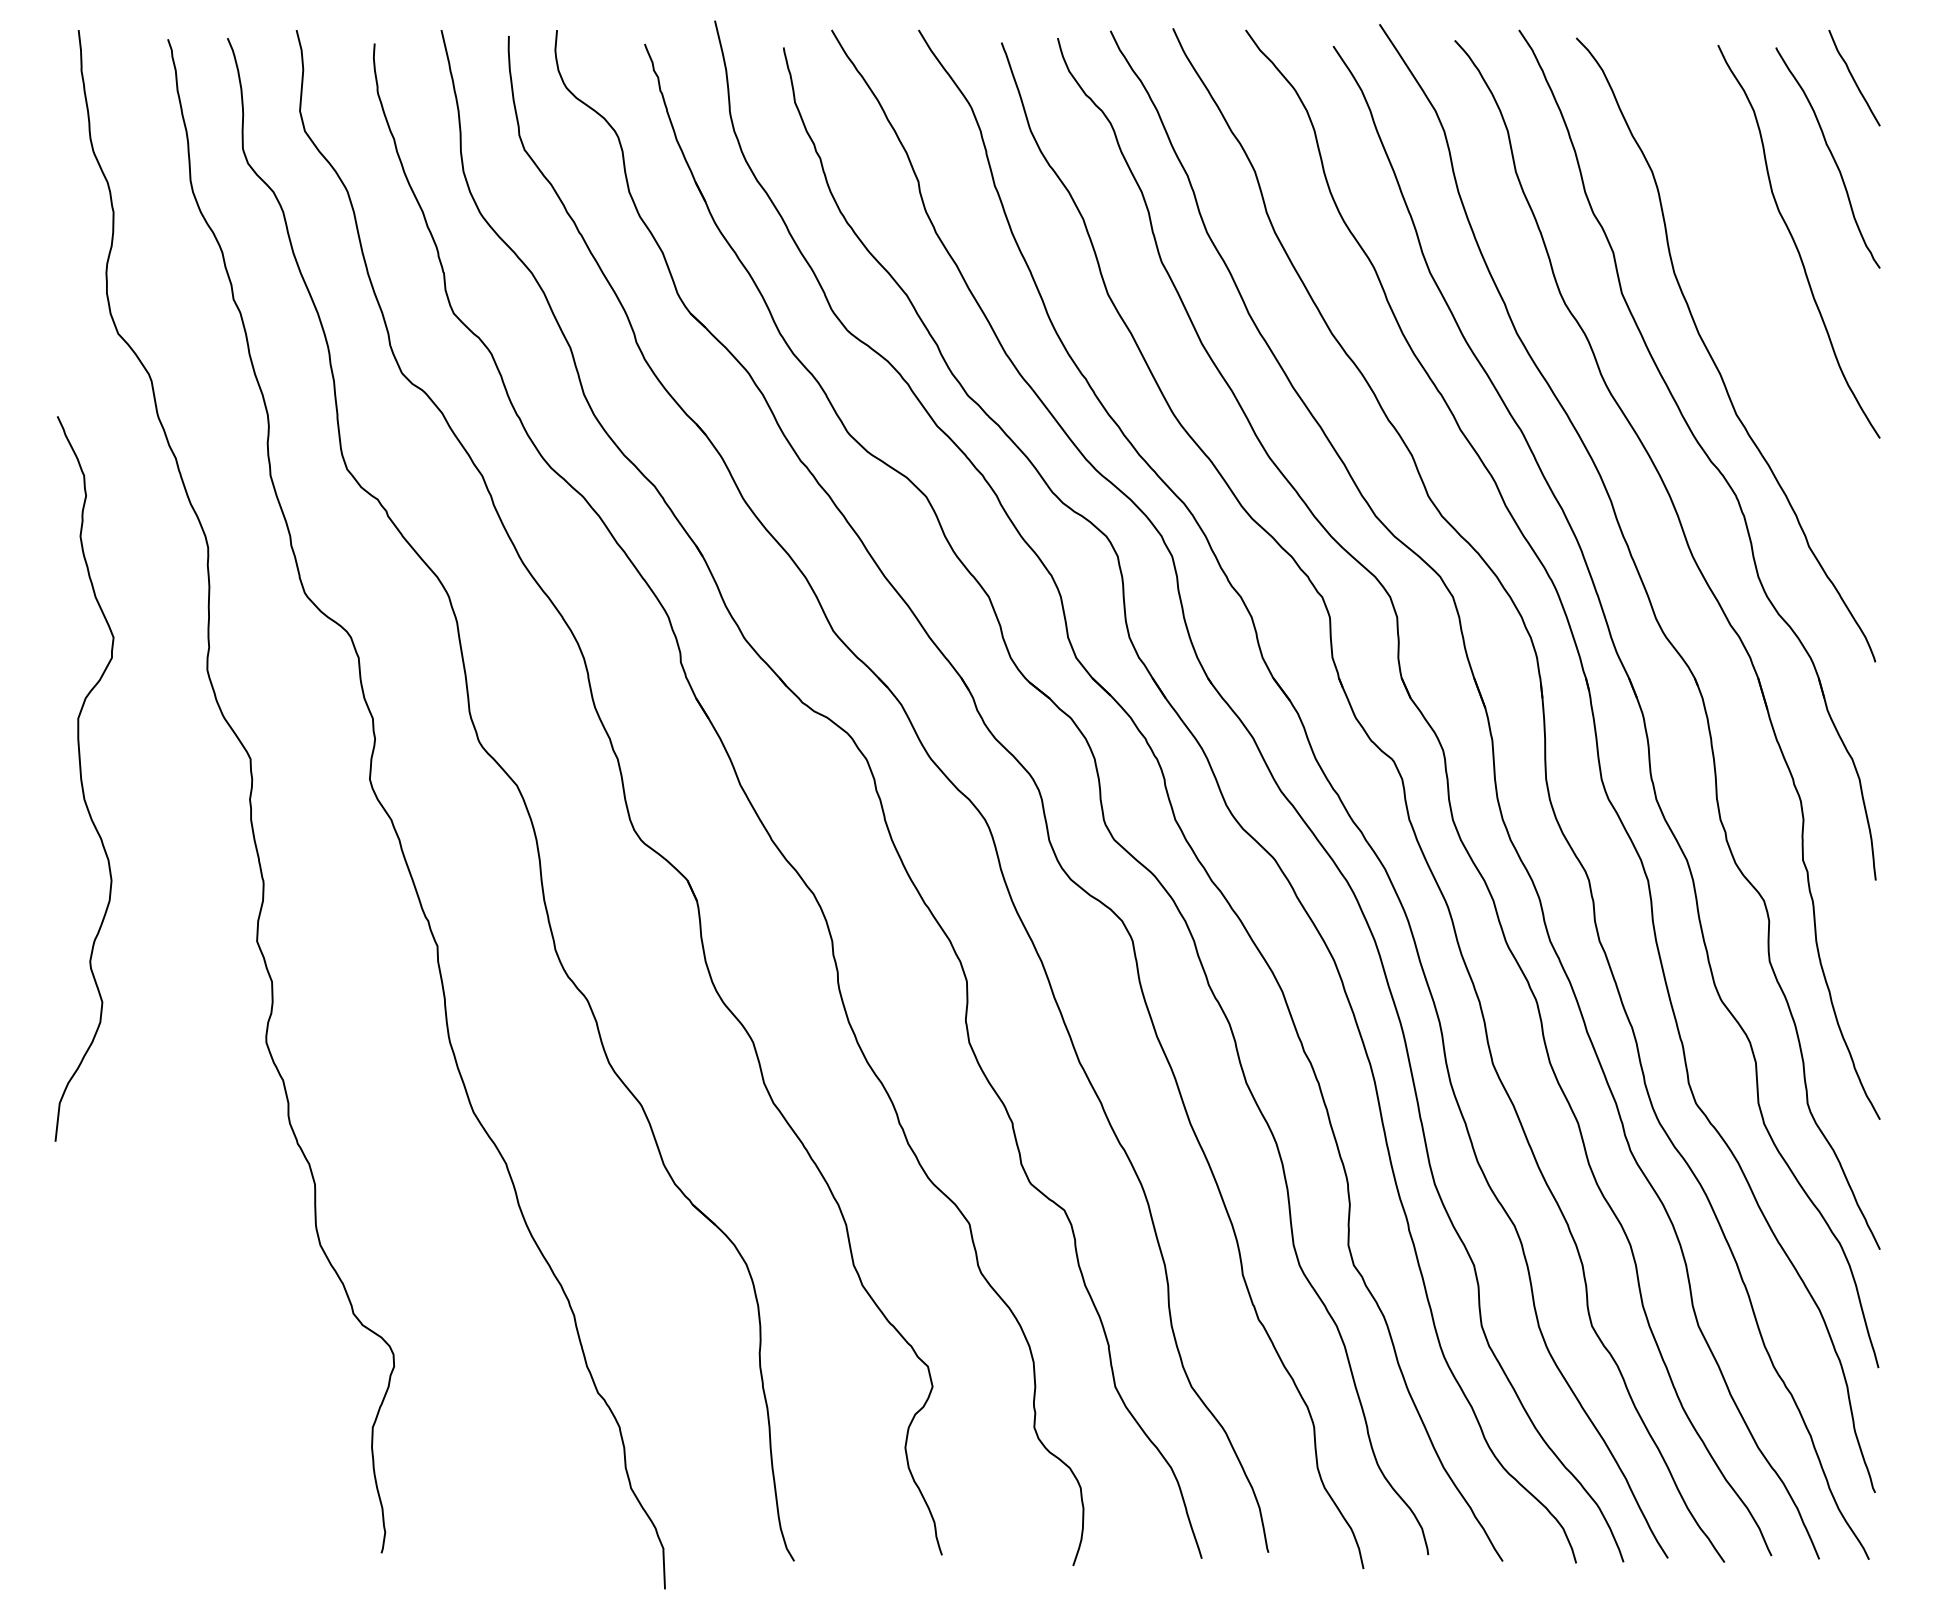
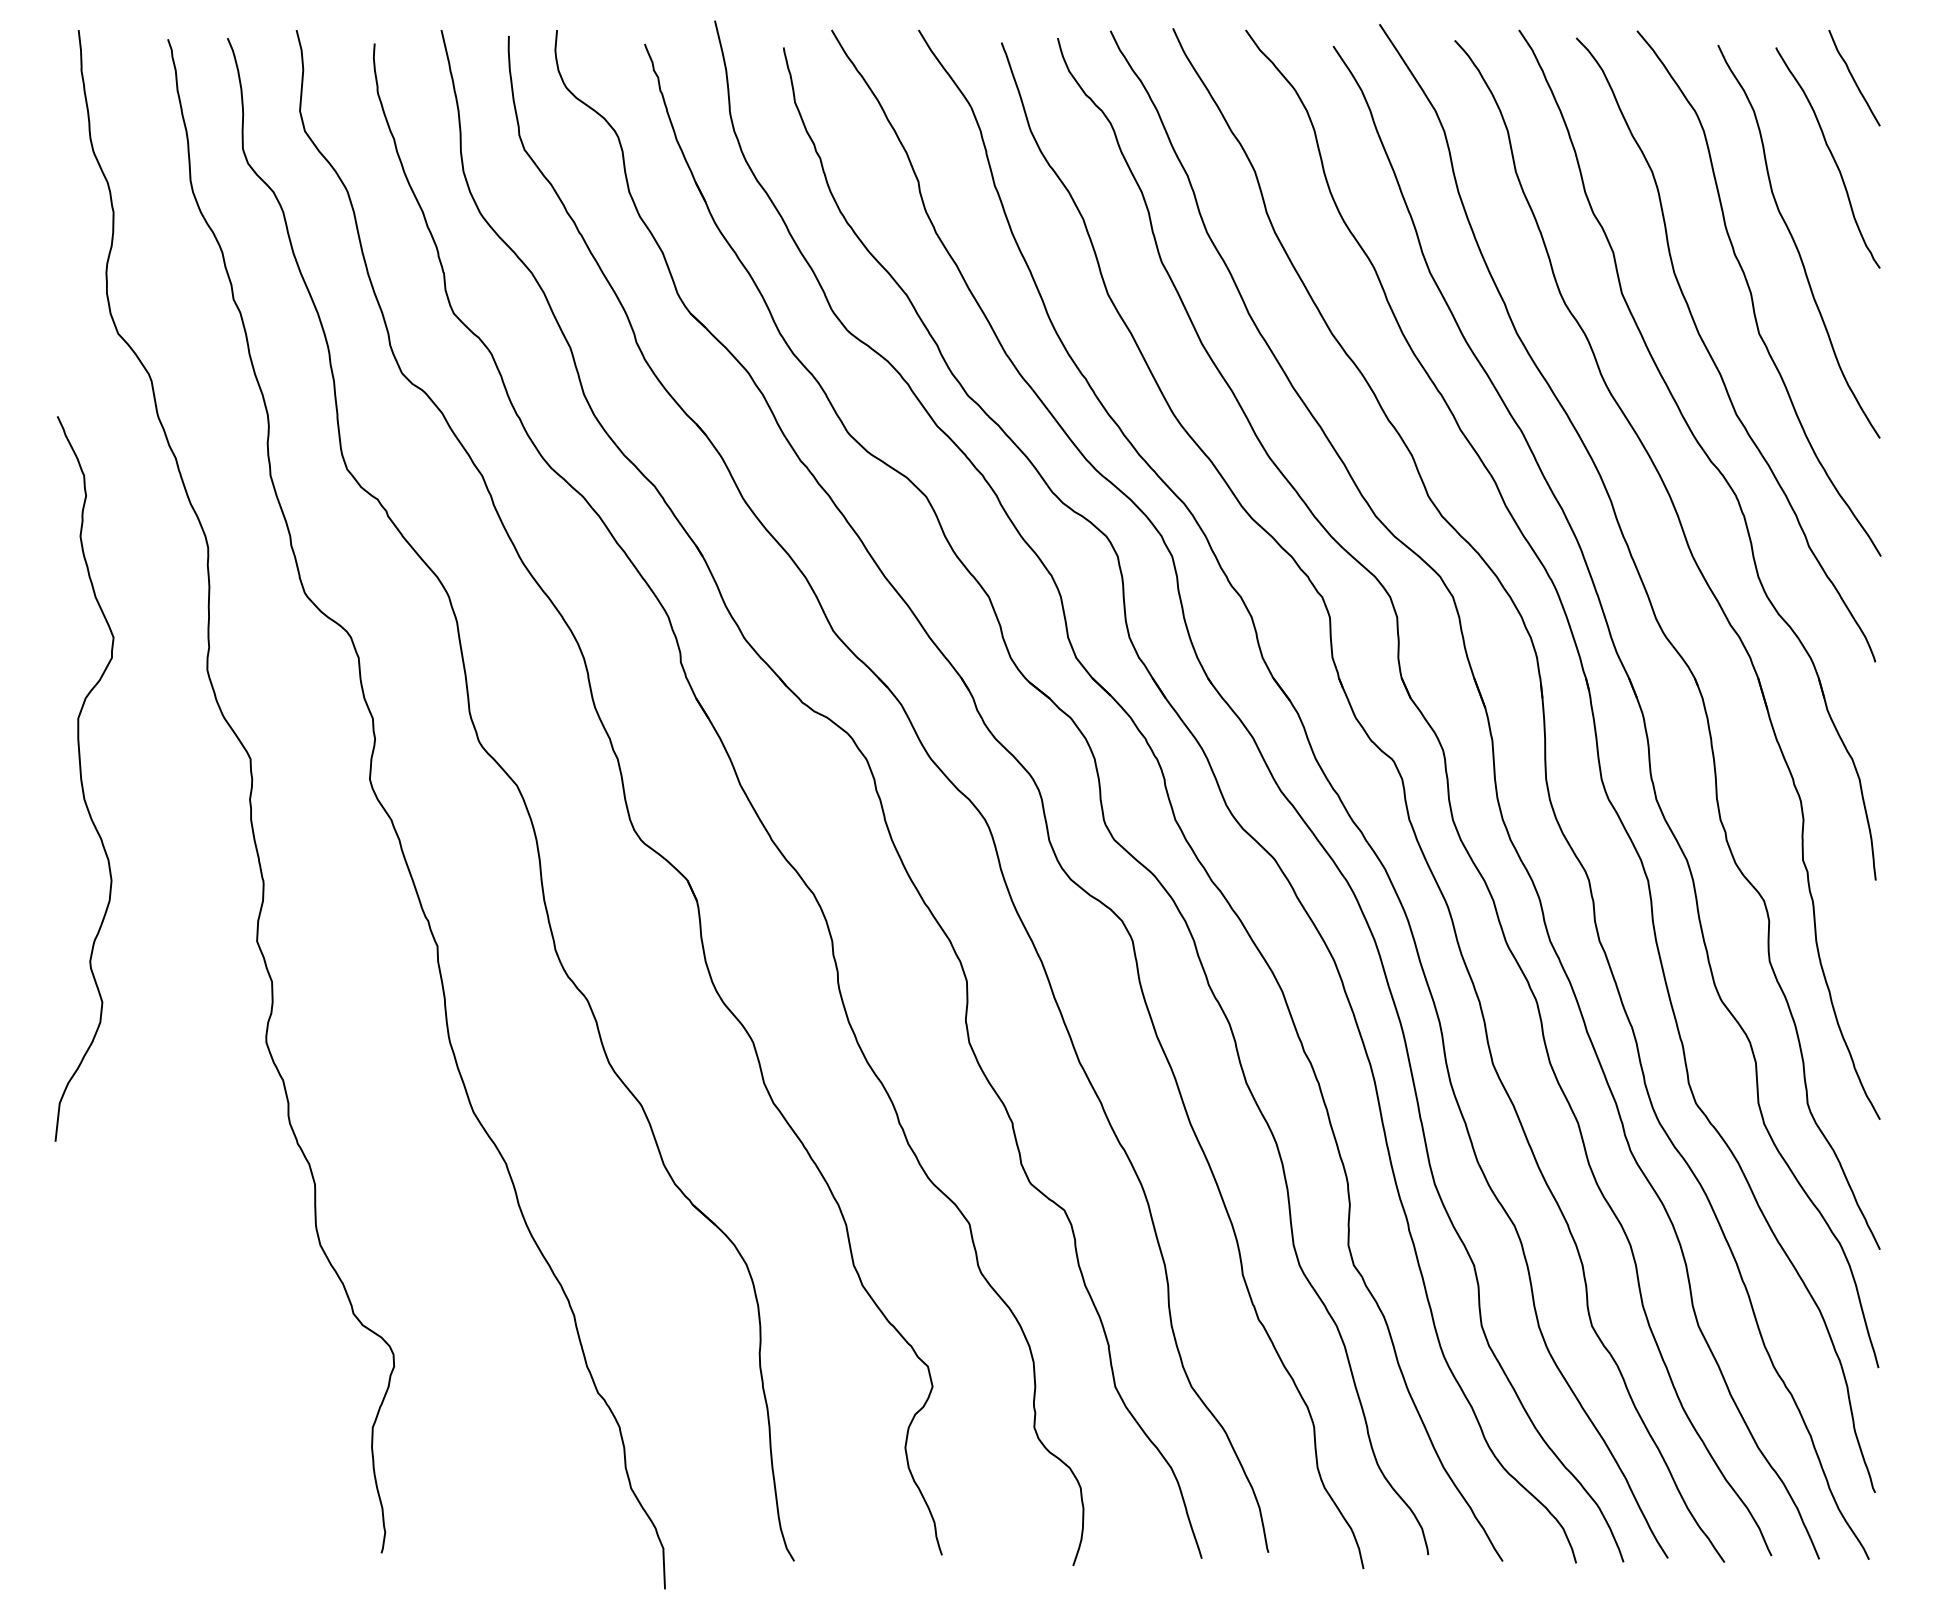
curve: none -> present (1752, 294)
